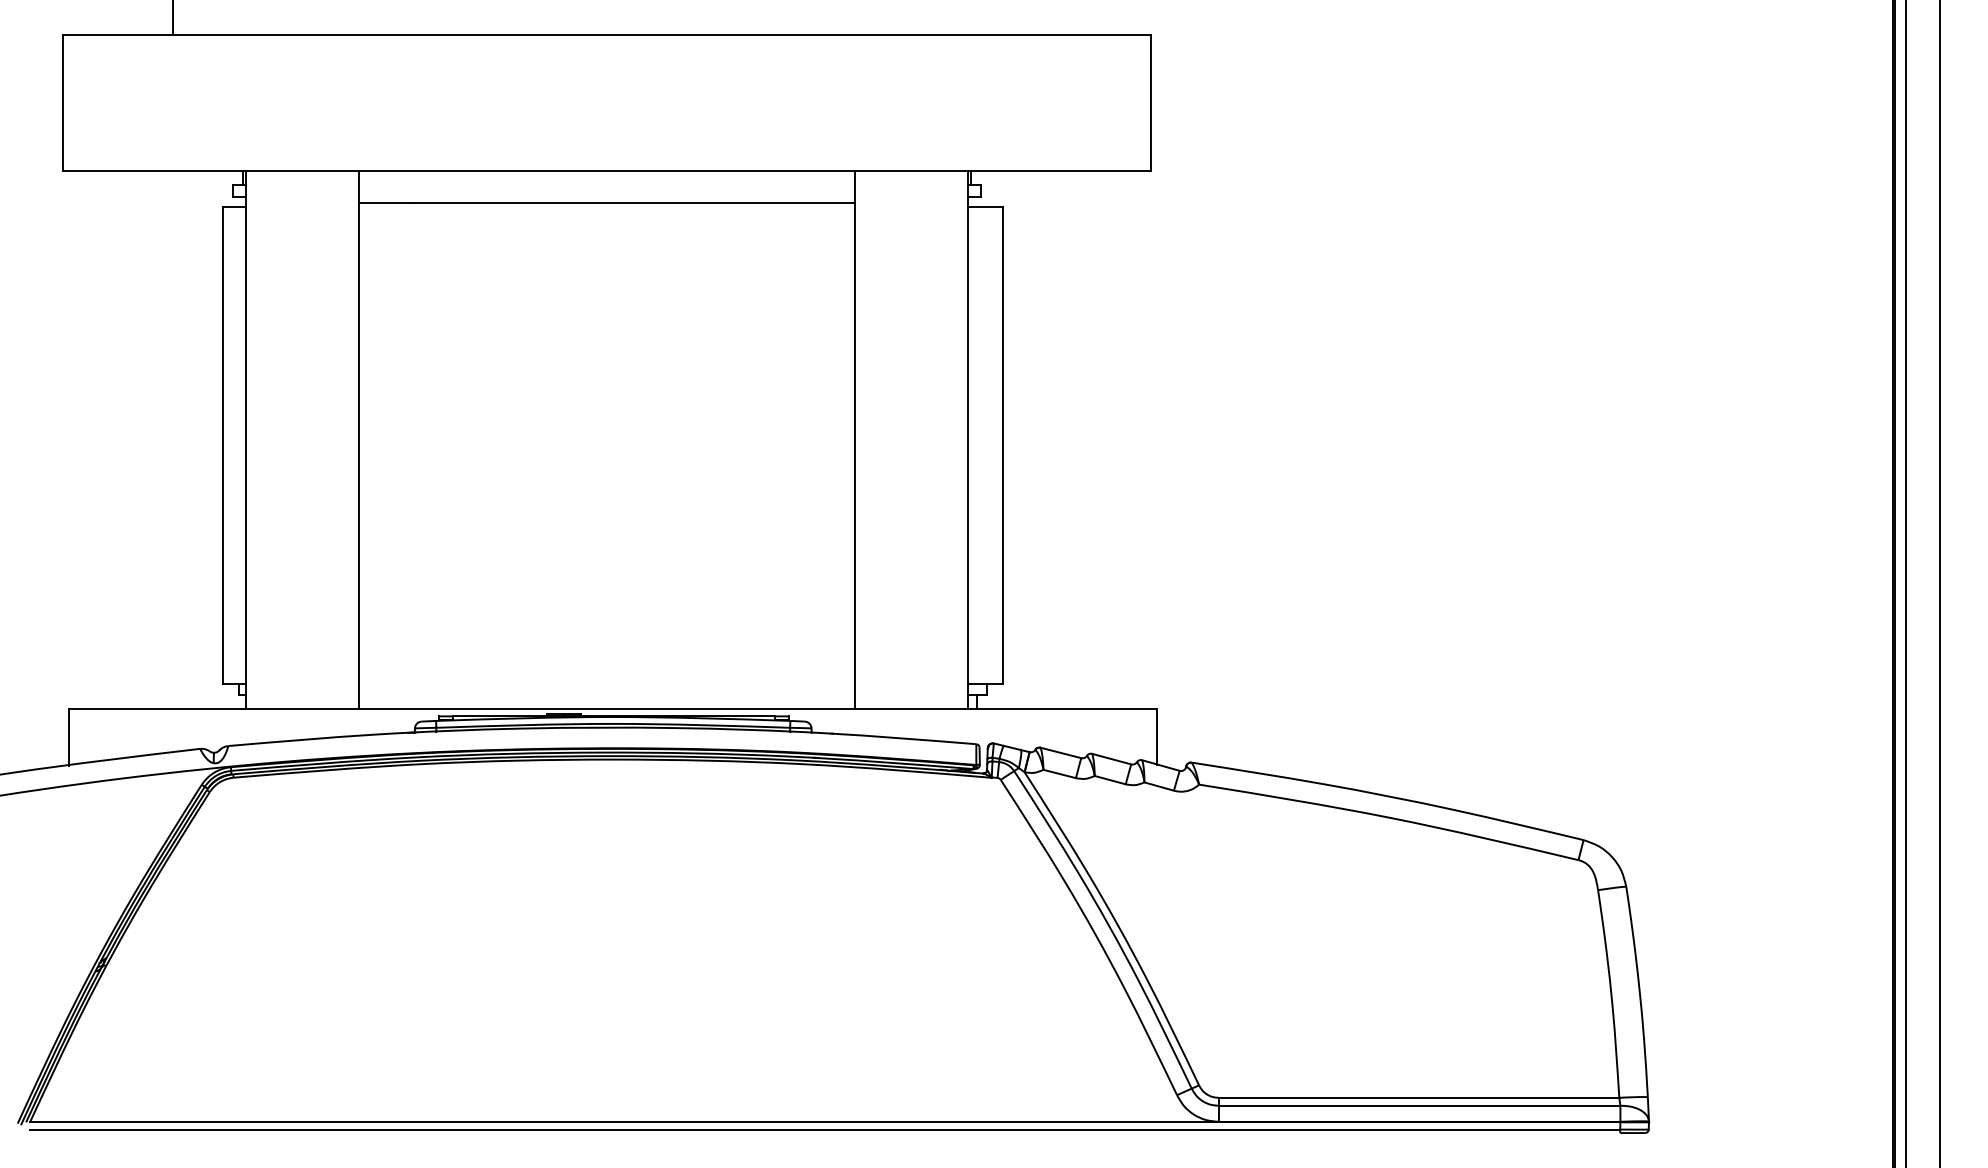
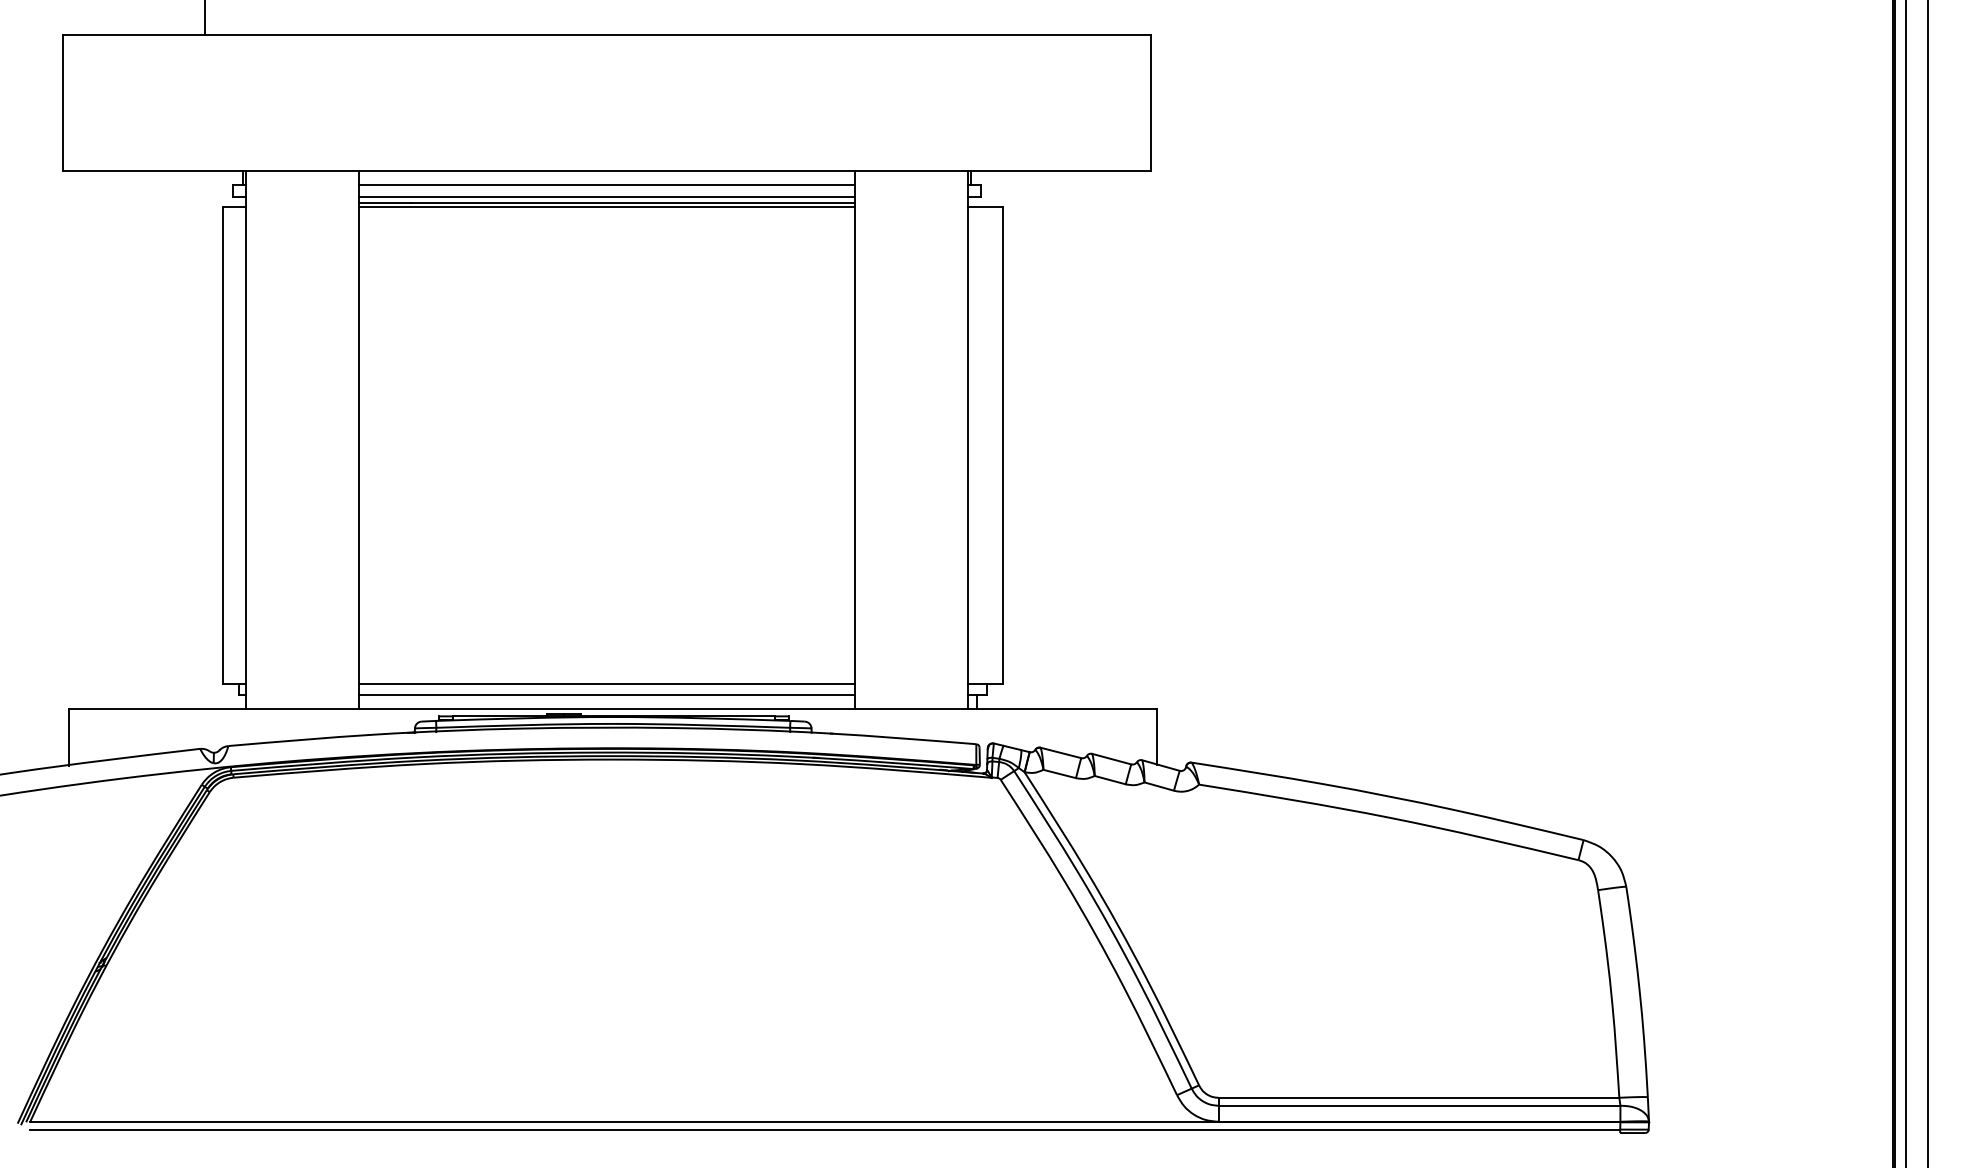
line position: (173, 18) -> (205, 18) (205, 18)
line: none -> present (607, 185)
line: none -> present (607, 196)
line: none -> present (607, 206)
line position: (1940, 583) -> (1928, 583) (1928, 583)
line: none -> present (607, 683)
line: none -> present (607, 695)
